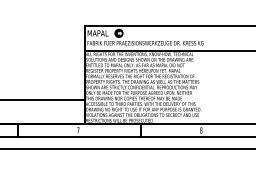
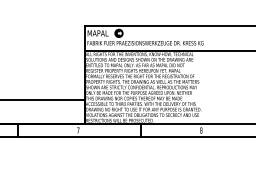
line: present -> none (127, 148)
